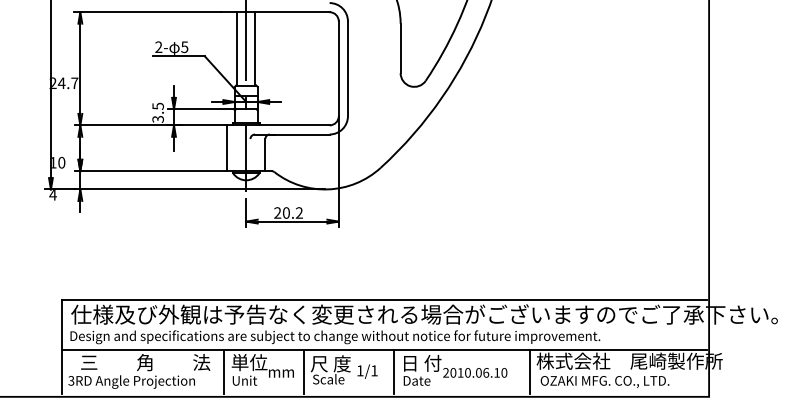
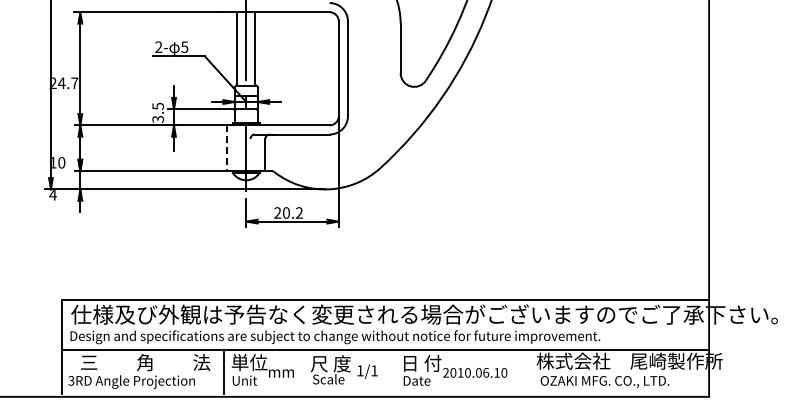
line: solid -> dashed (226, 148)
line: present -> none (304, 371)
line: present -> none (393, 371)
line: present -> none (529, 371)
